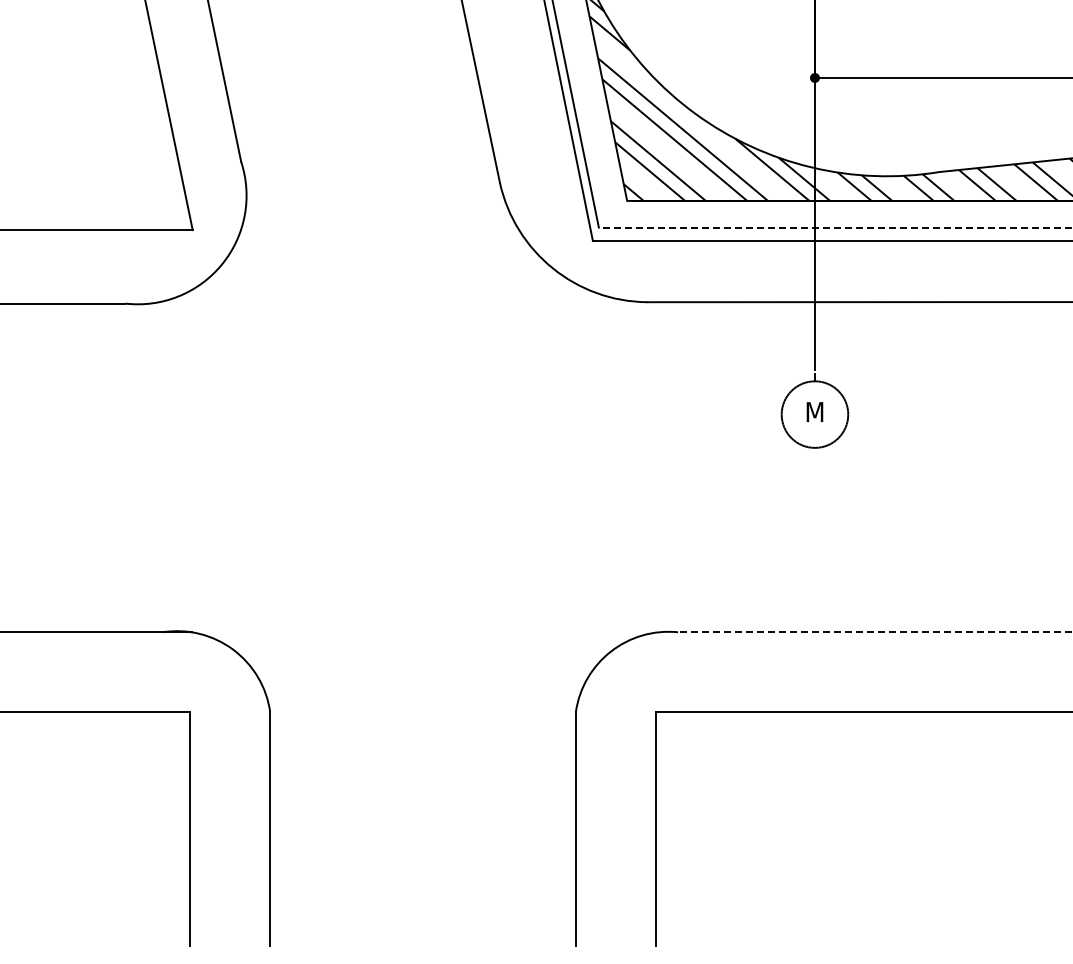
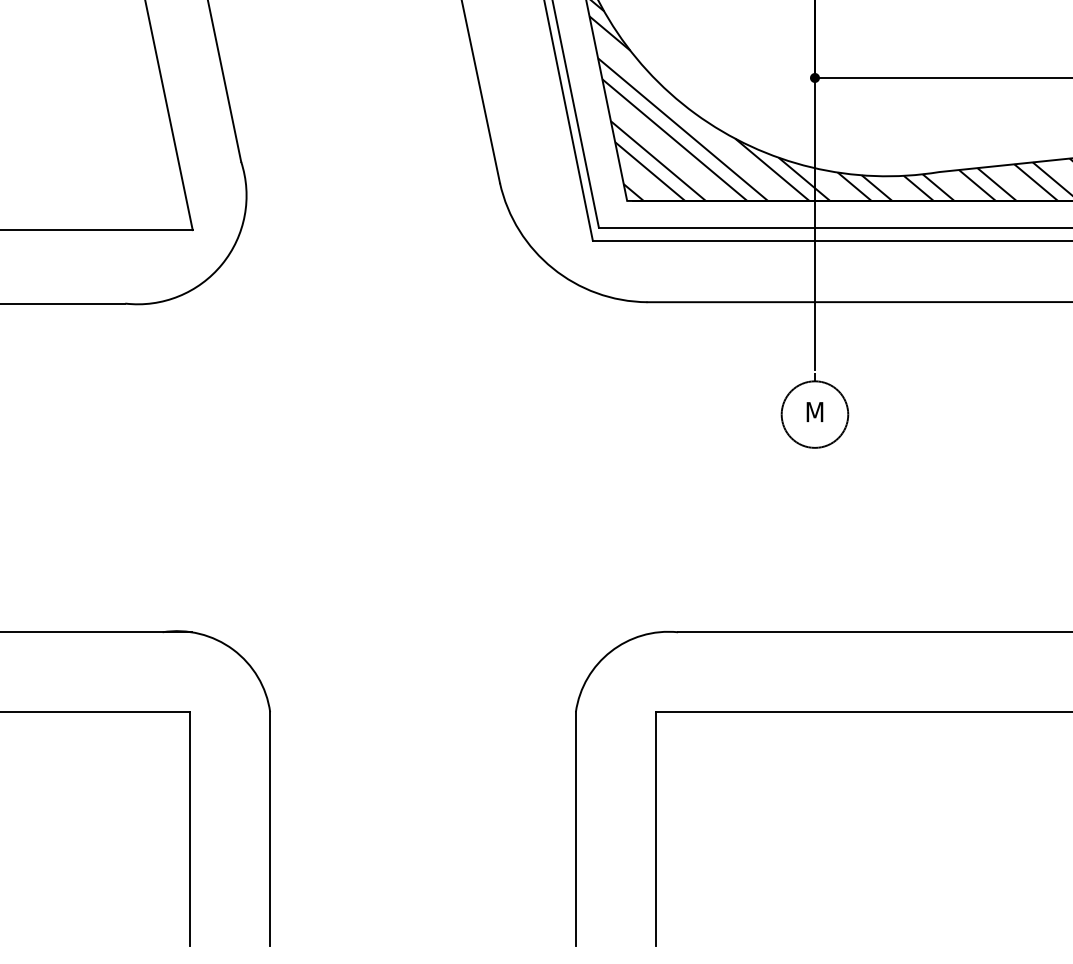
line: dashed -> solid (835, 227)
line: dashed -> solid (875, 632)
